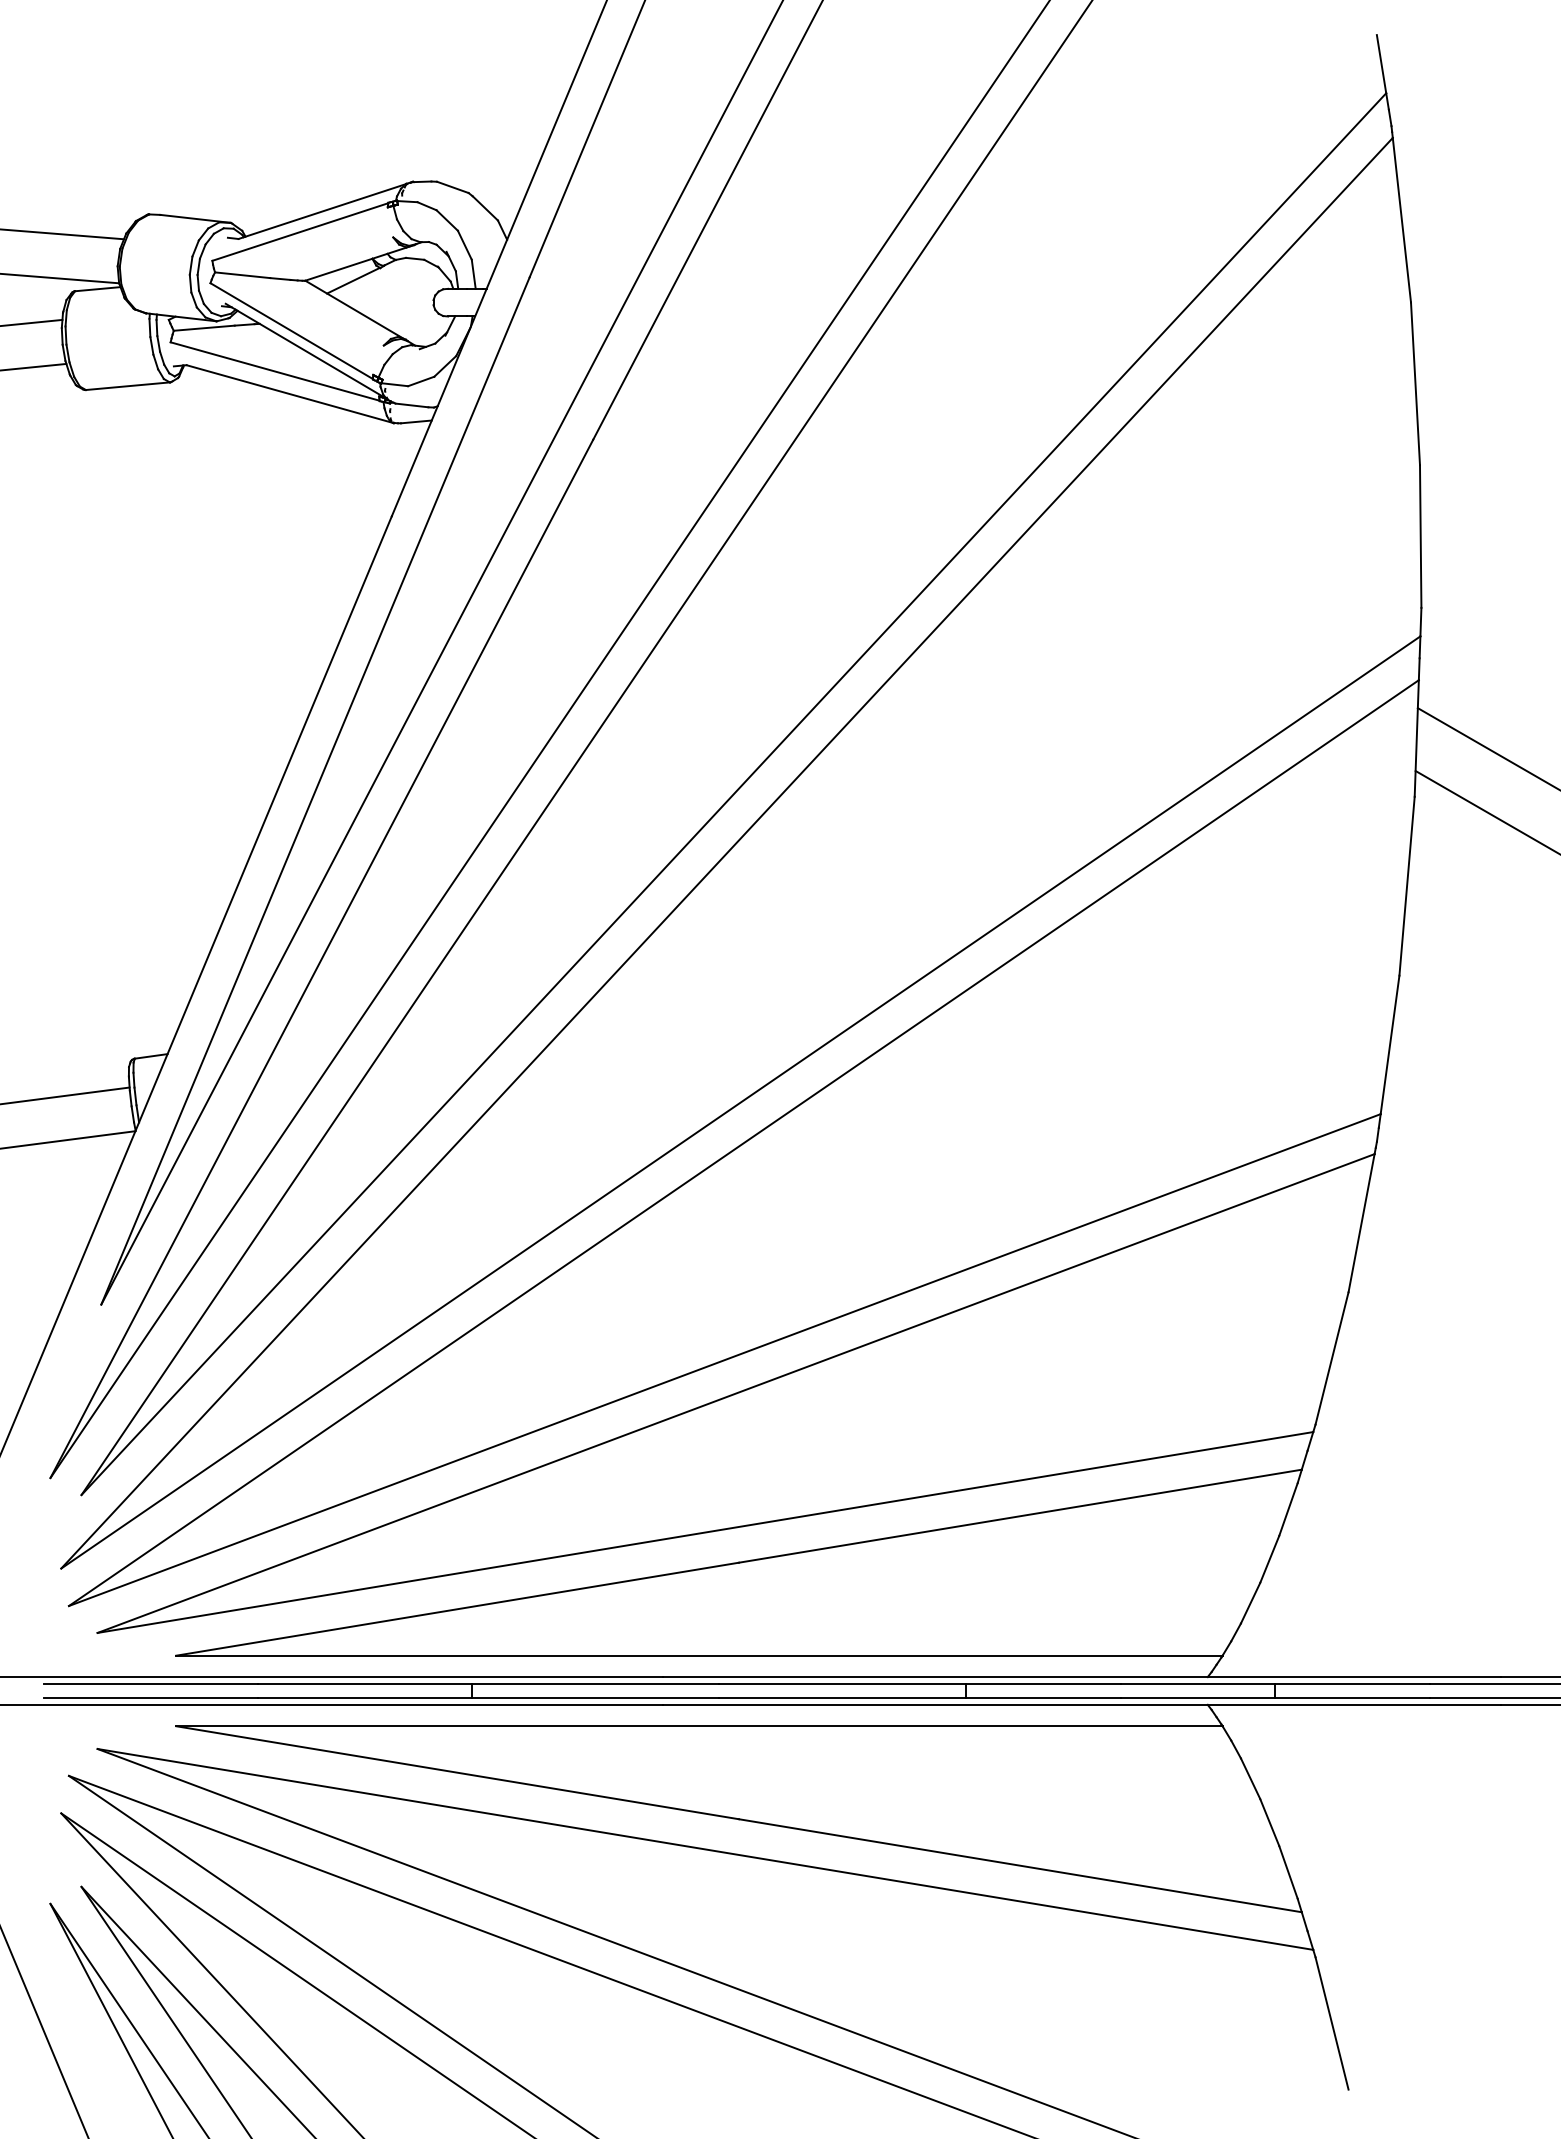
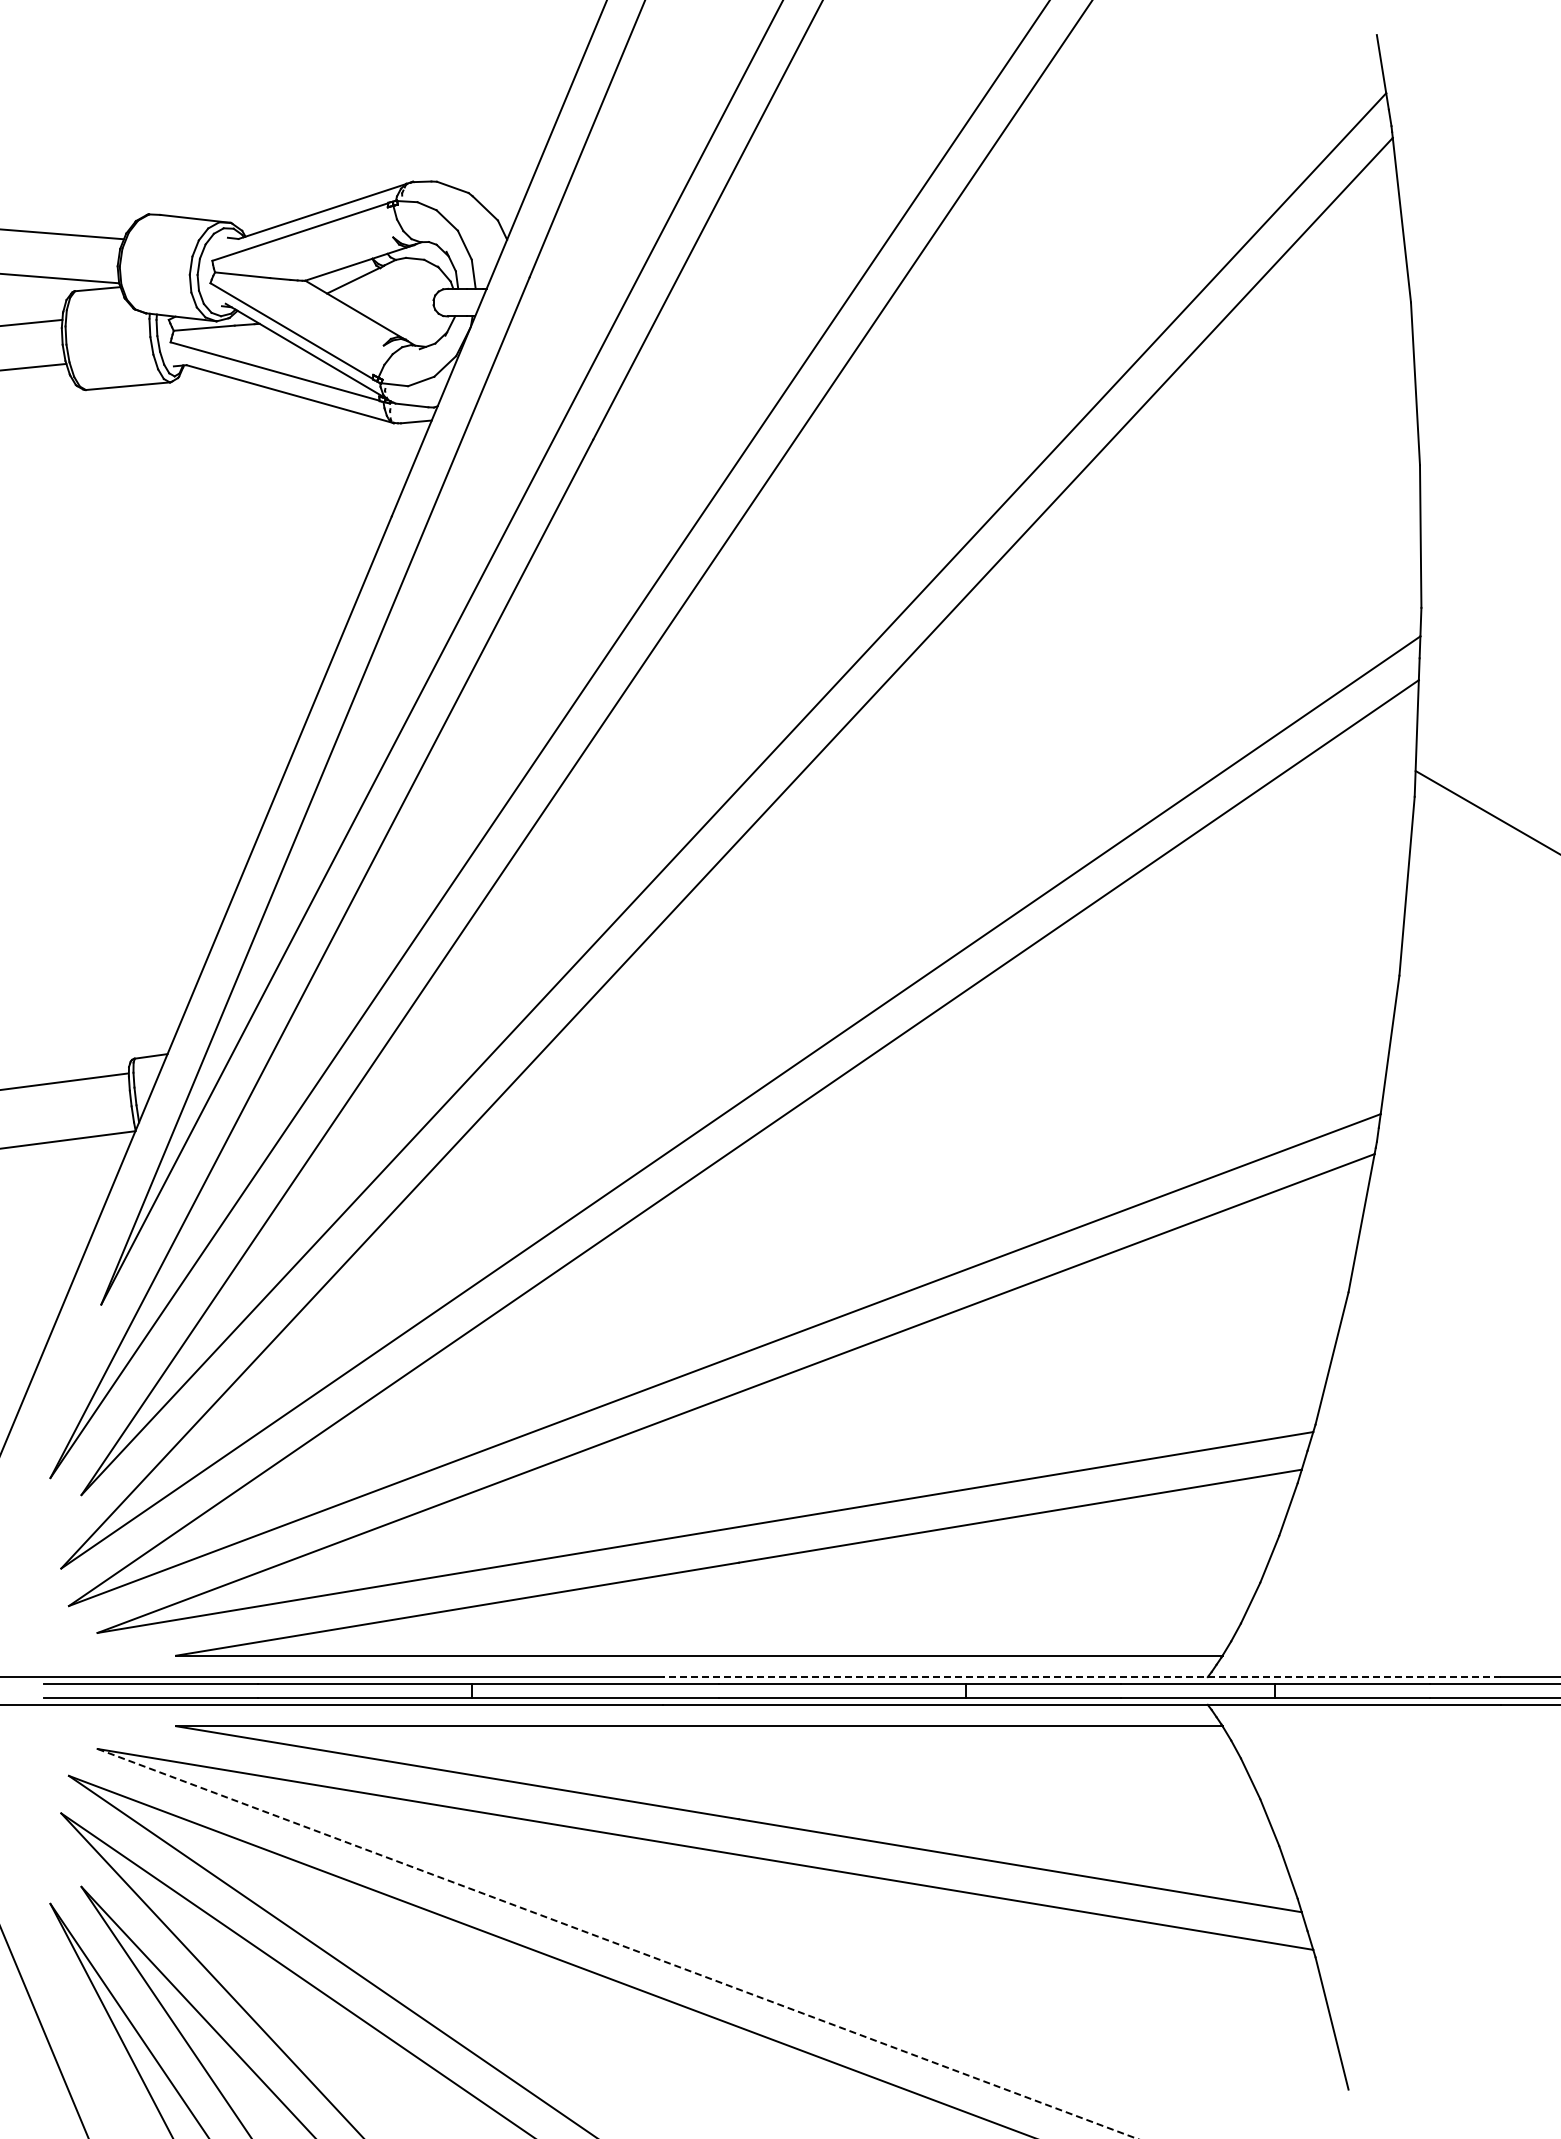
line: present -> none (1487, 748)
line position: (65, 1095) -> (64, 1081) (64, 1081)
line: solid -> dashed (1081, 1677)
line: solid -> dashed (617, 1943)
